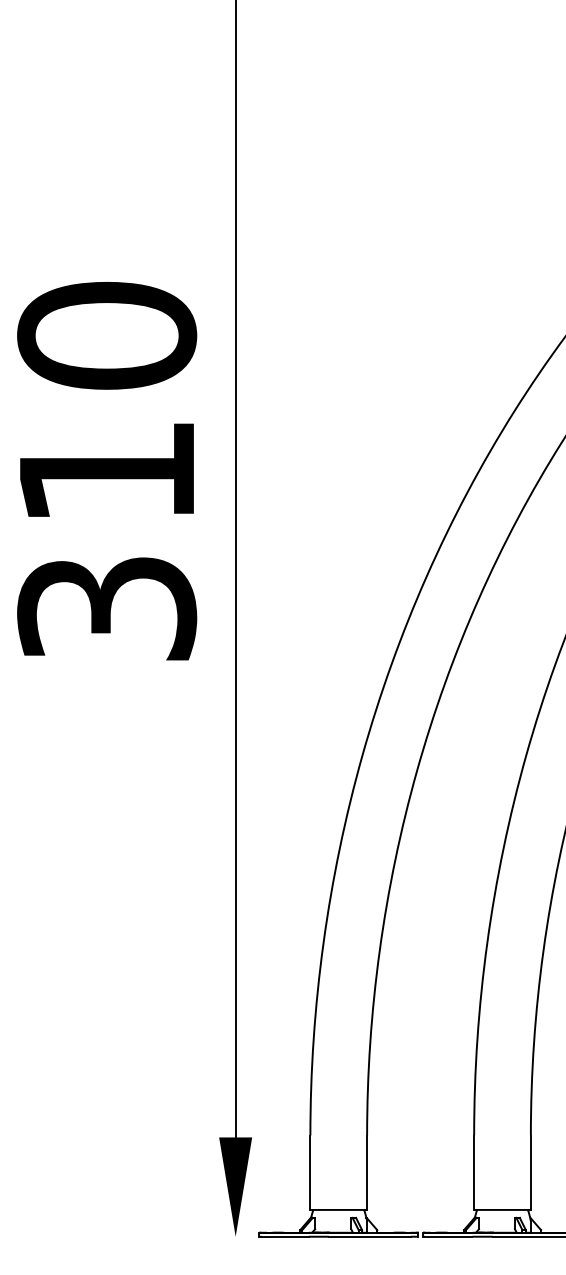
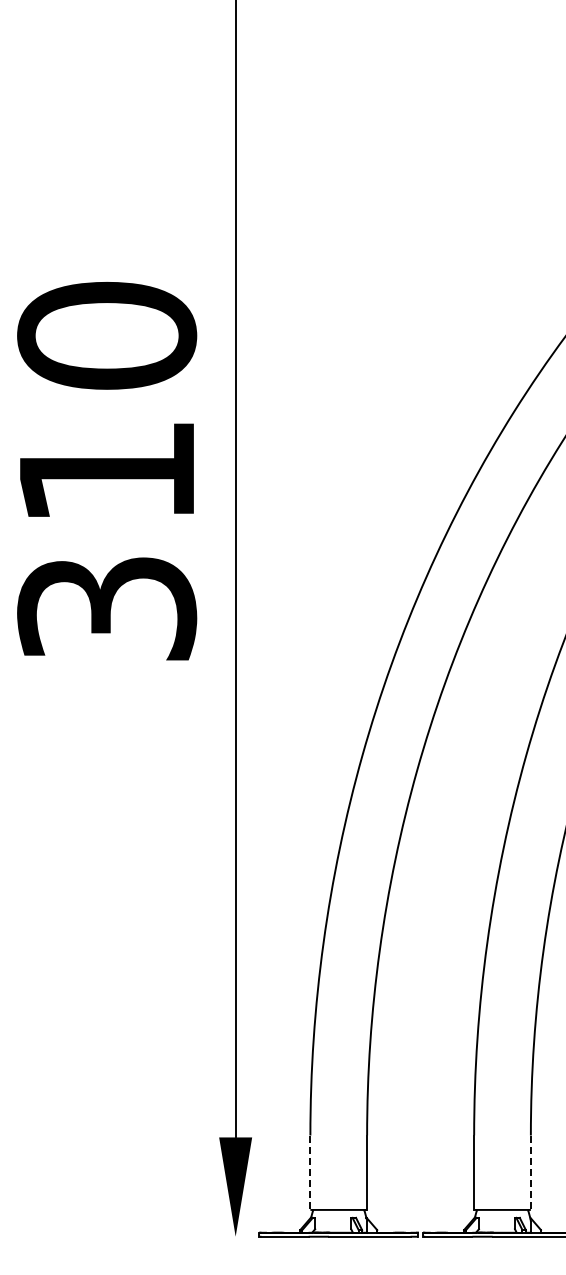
line: solid -> dashed (310, 1173)
line: solid -> dashed (530, 1173)
